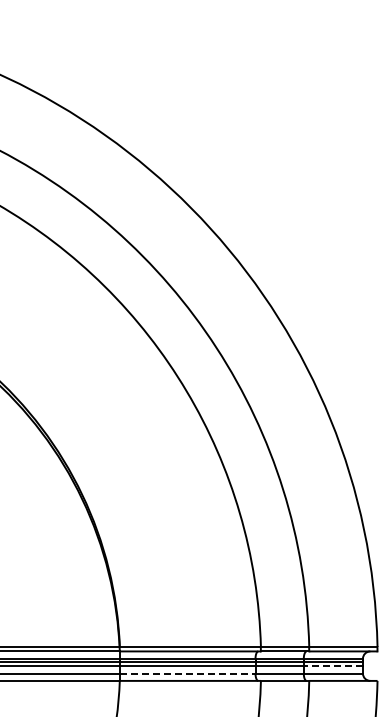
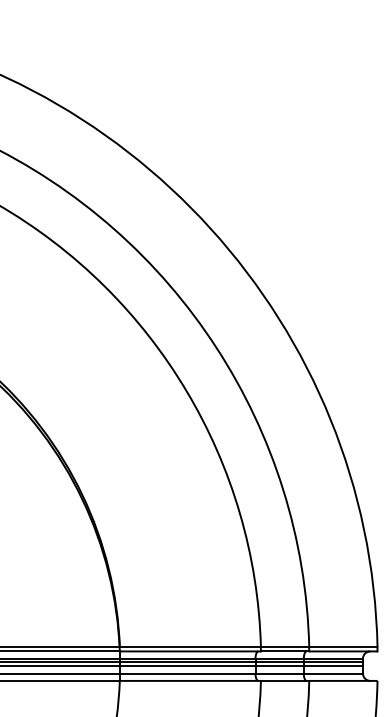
line: dashed -> solid (333, 666)
line: dashed -> solid (187, 673)
